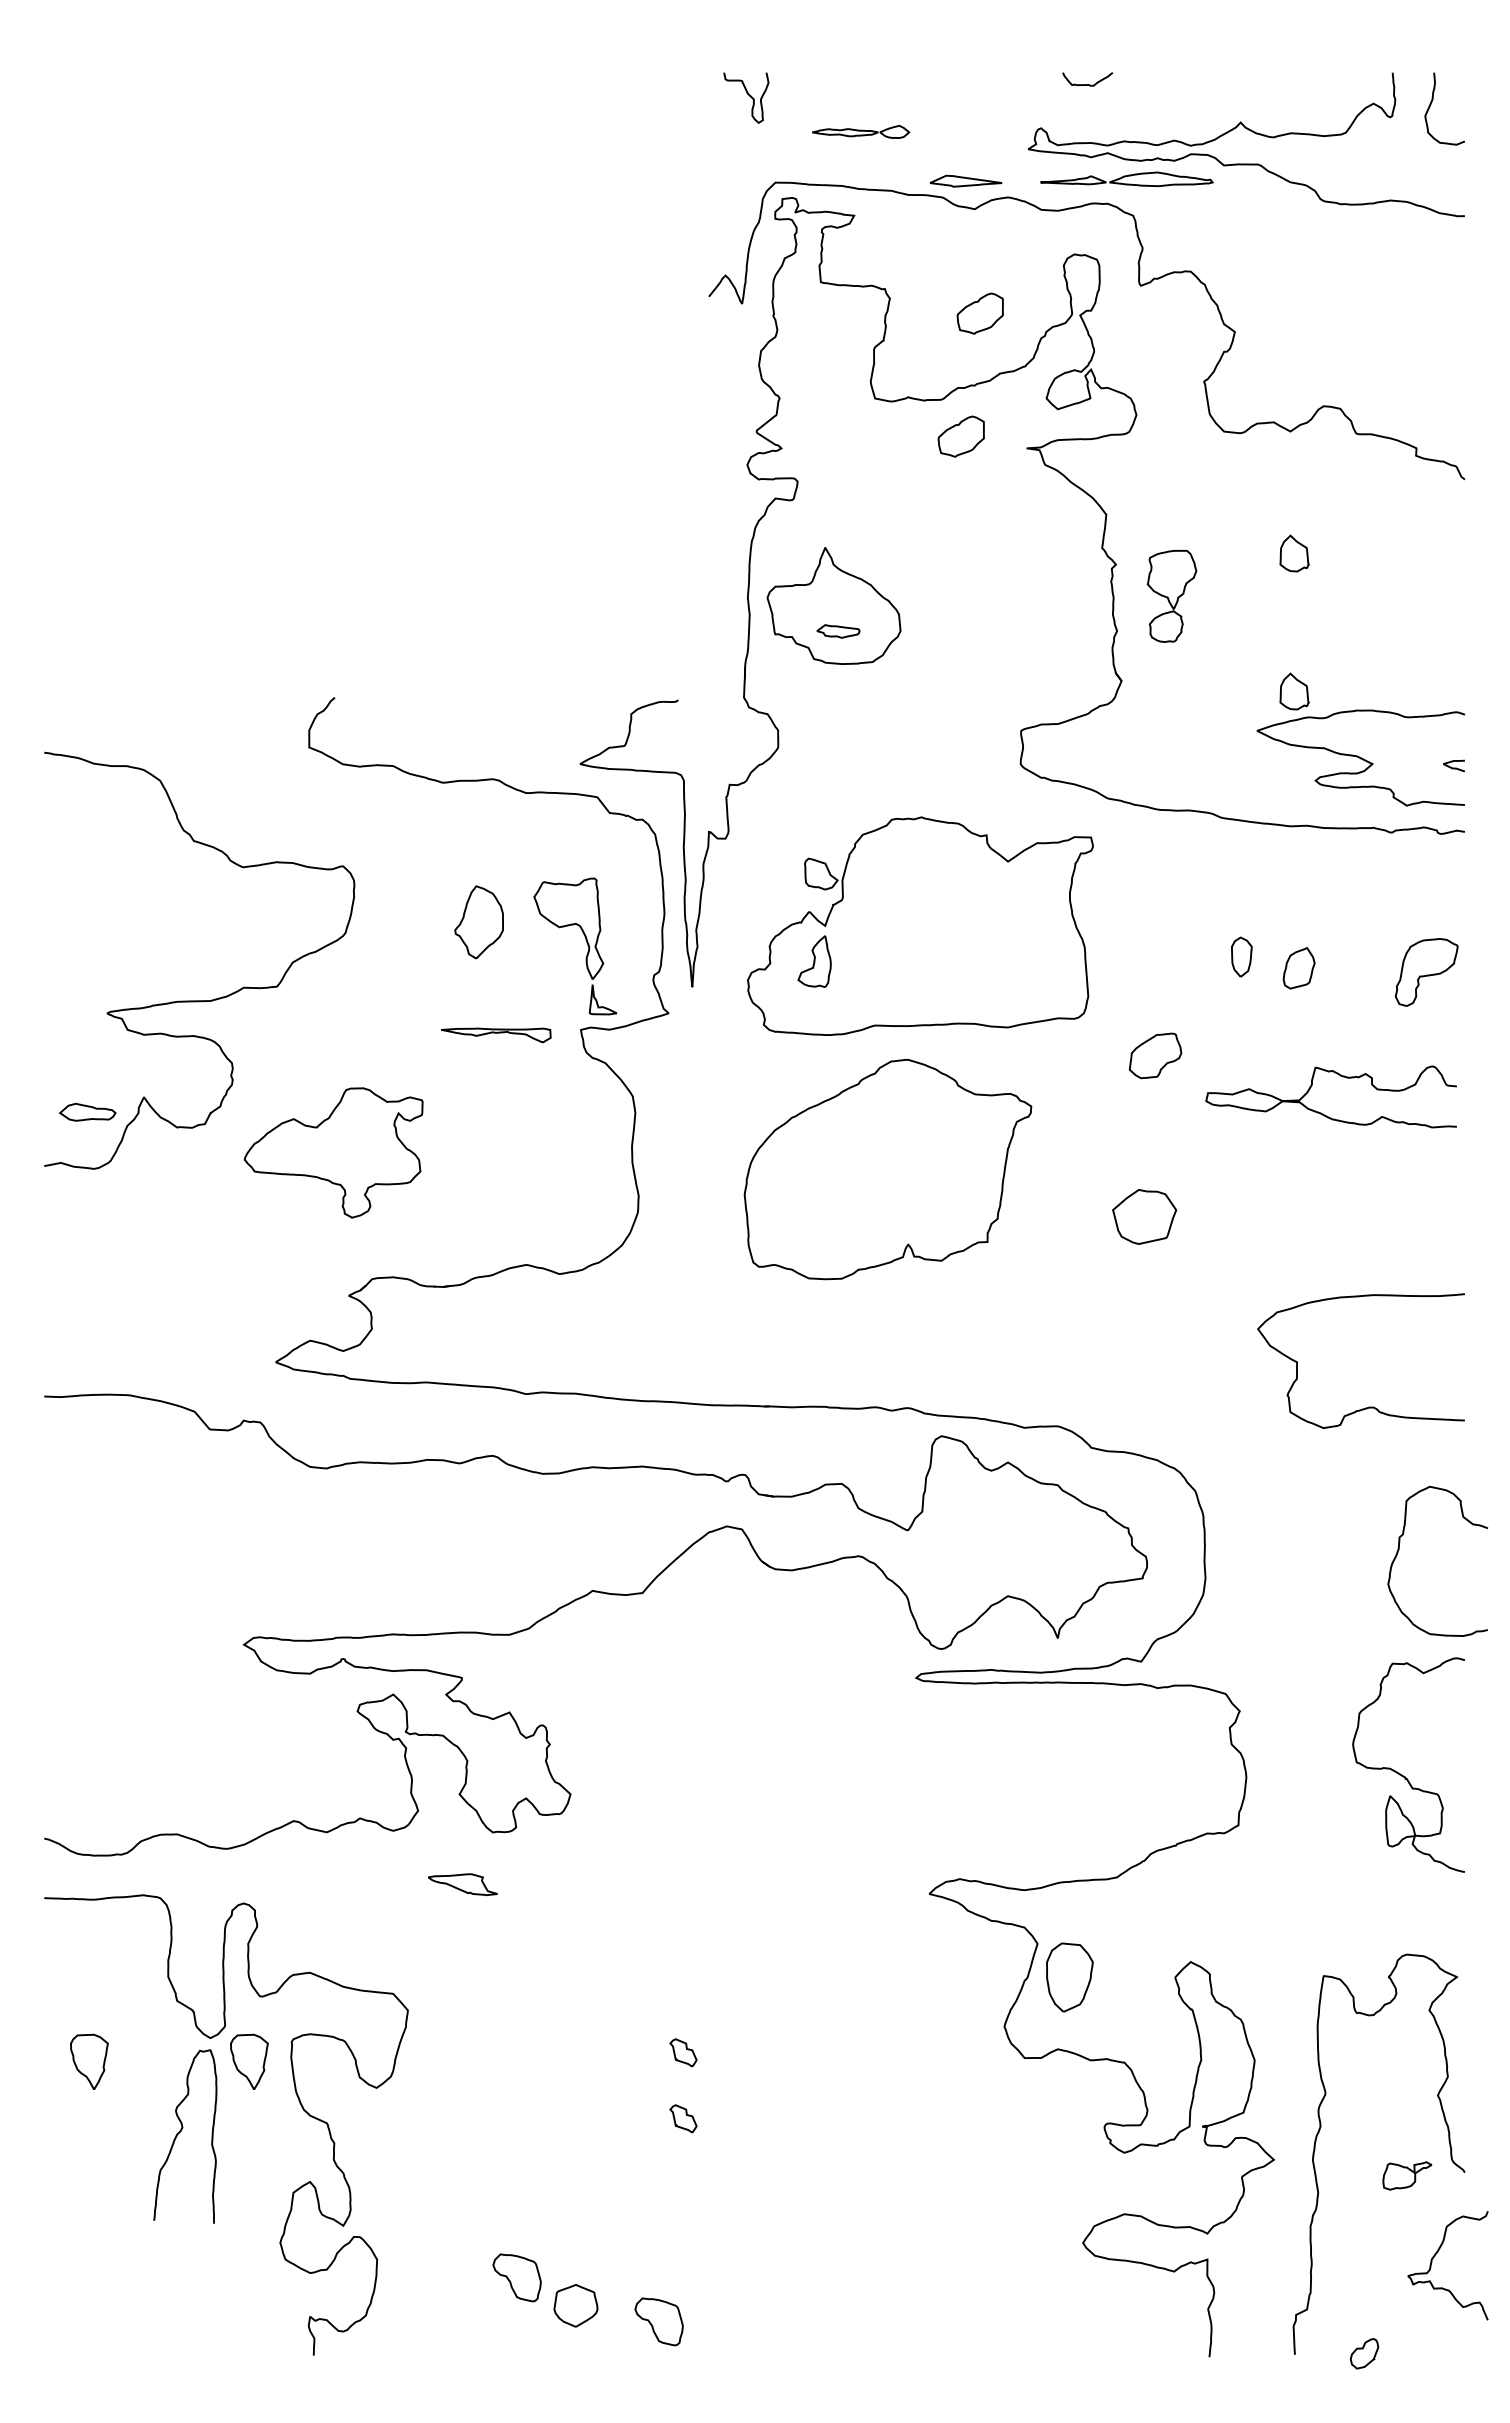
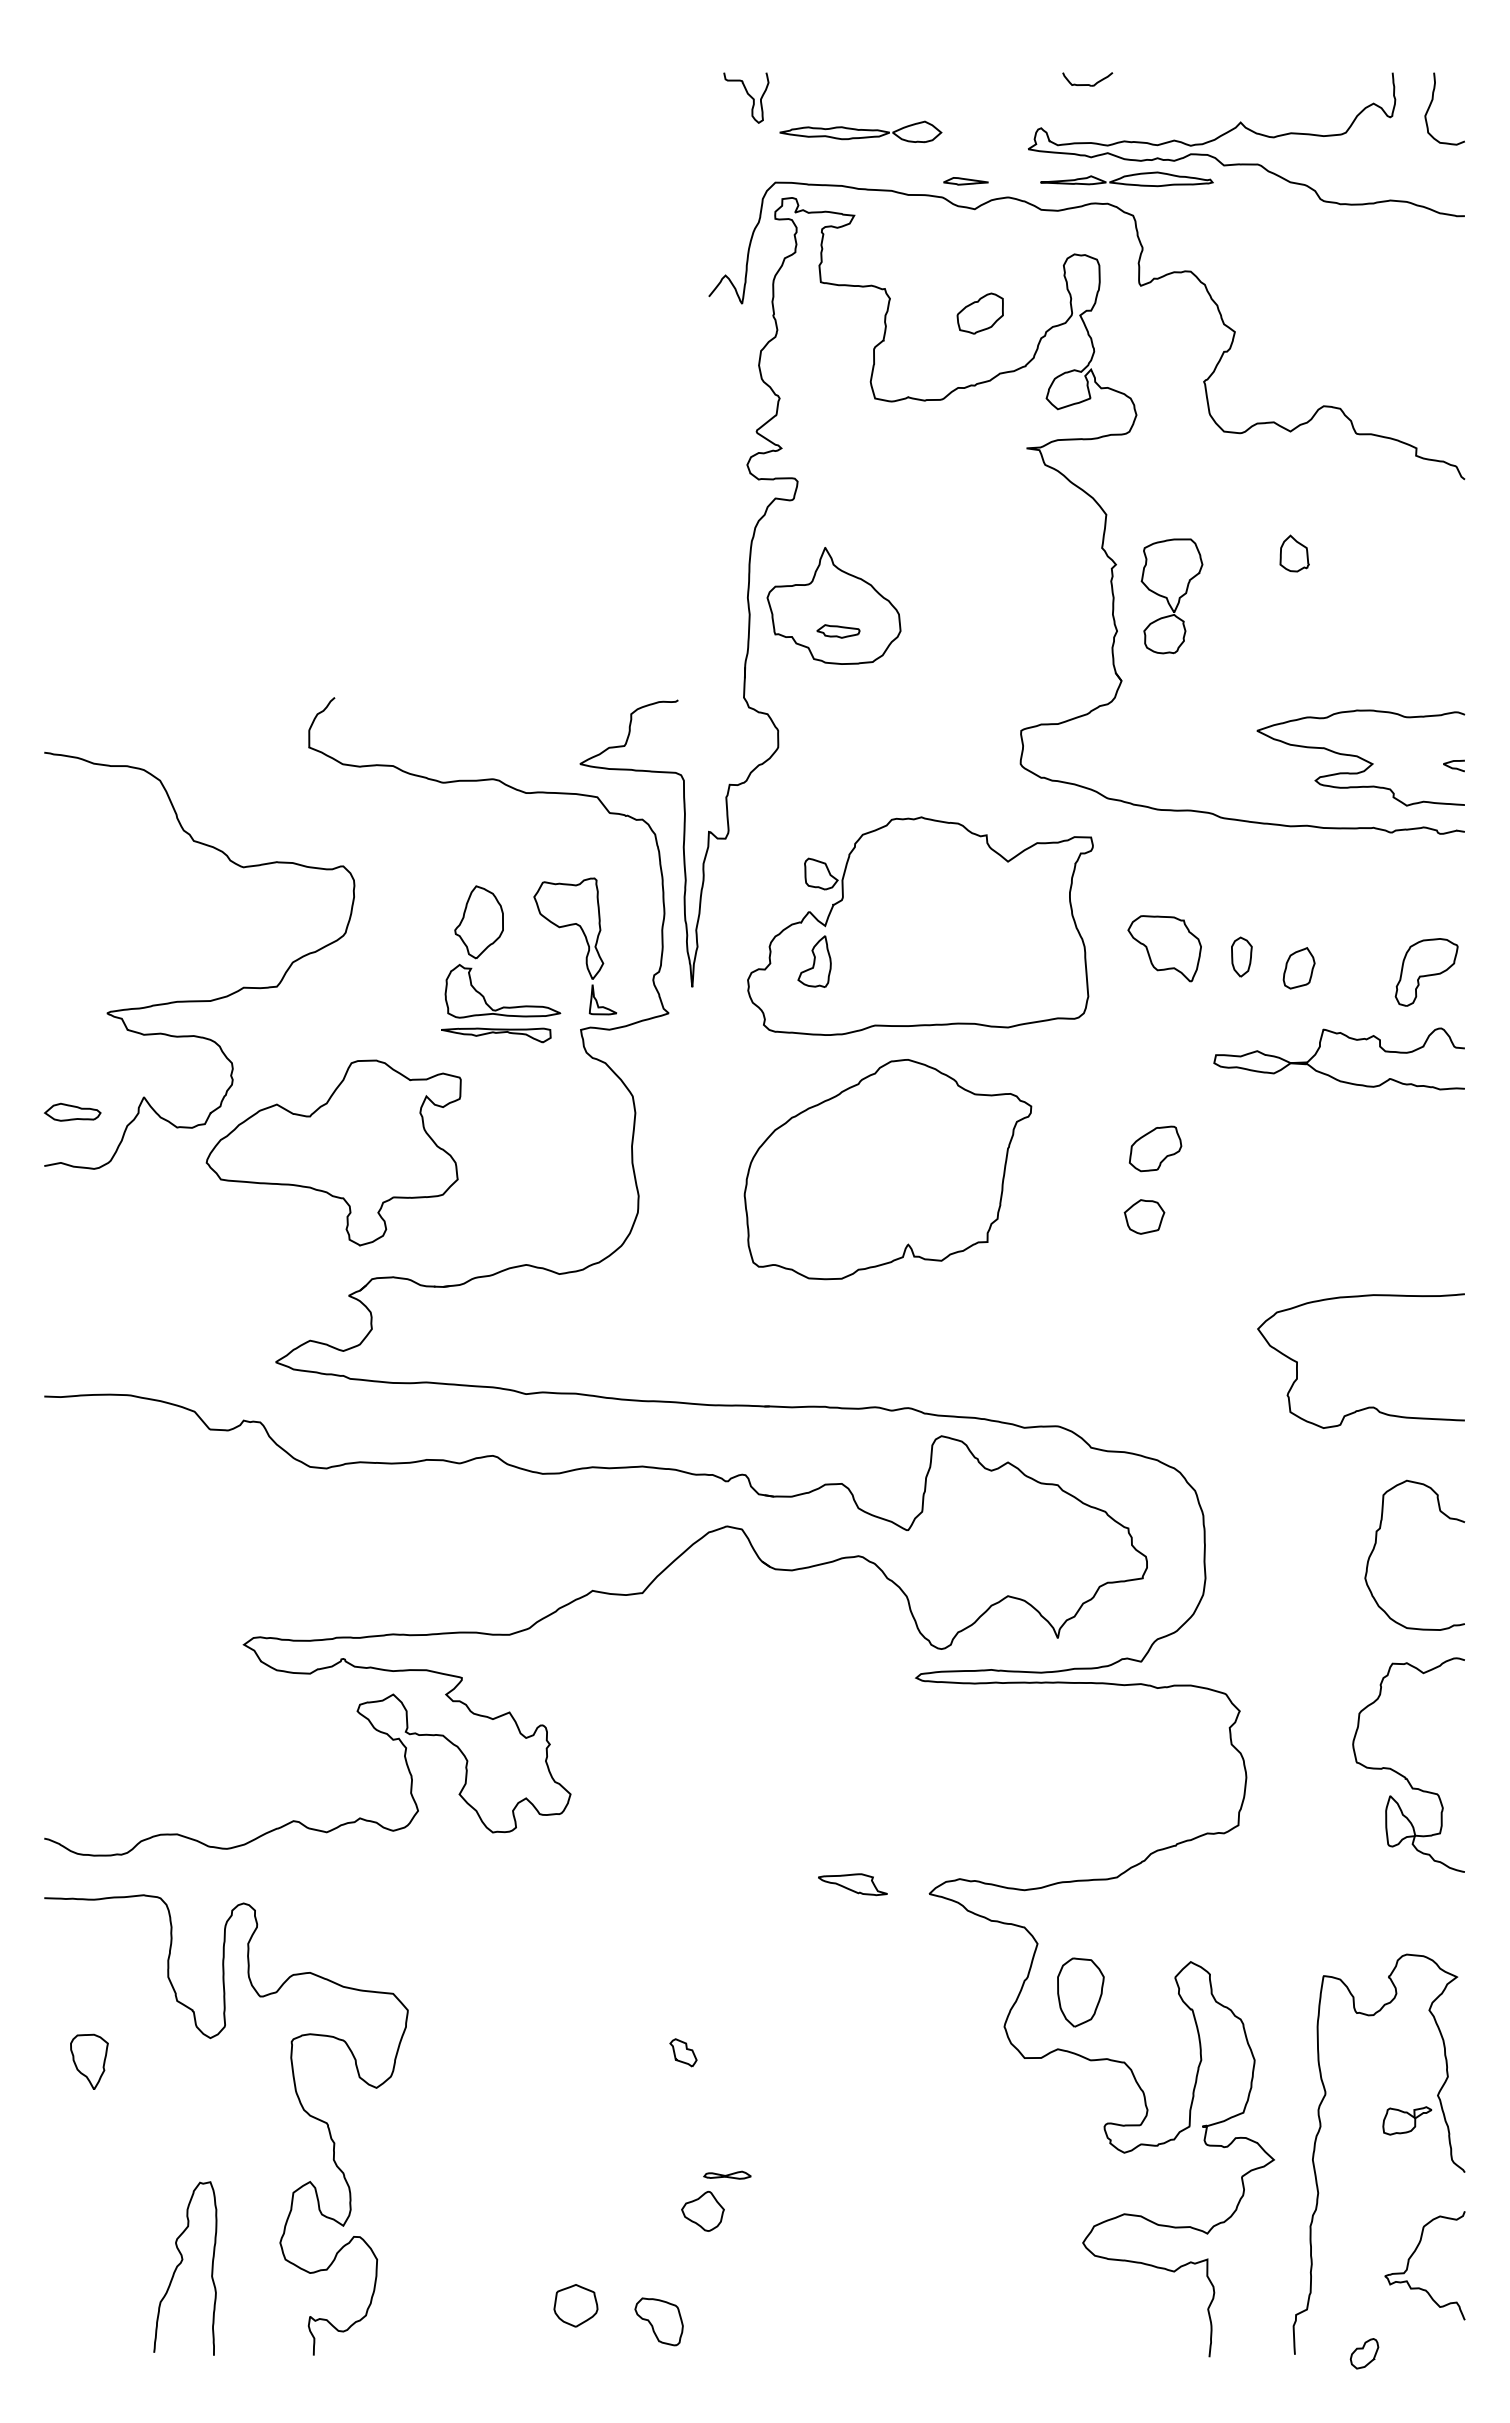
part size: 99x15 px -> 164x24 px (860, 131)
part size: 74x14 px -> 46x9 px (965, 181)
part: present -> none (960, 436)
part size: 52x93 px -> 64x117 px (1171, 596)
part: present -> none (1294, 691)
part: none -> present (1164, 948)
part: none -> present (502, 1006)
part position: (1155, 1055) -> (1155, 1148) (1155, 1148)
part position: (87, 1111) -> (72, 1111) (72, 1111)
curve position: (1321, 1112) -> (1329, 1074) (1329, 1074)
part size: 181x132 px -> 257x188 px (333, 1152)
part size: 66x56 px -> 43x36 px (1144, 1216)
curve position: (1399, 1550) -> (1376, 1544) (1376, 1544)
part position: (462, 1884) -> (852, 1884) (852, 1884)
part position: (1069, 1977) -> (1080, 1992) (1080, 1992)
part: present -> none (249, 2061)
part: present -> none (683, 2118)
curve position: (181, 2131) -> (181, 2263) (181, 2263)
part: none -> present (727, 2174)
part position: (1407, 2175) -> (1407, 2120) (1407, 2120)
part: none -> present (702, 2210)
curve position: (1435, 2256) -> (1412, 2256) (1412, 2256)
part: present -> none (516, 2277)
